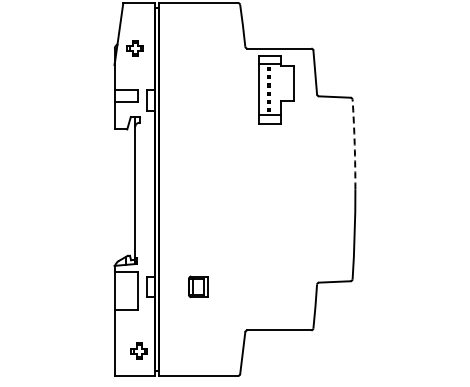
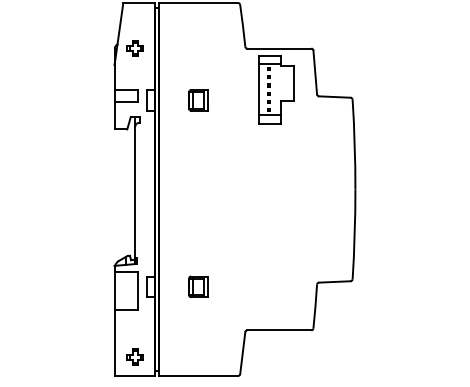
part: none -> present (198, 100)
arc: dashed -> solid (354, 144)
part position: (138, 350) -> (134, 356) (134, 356)
